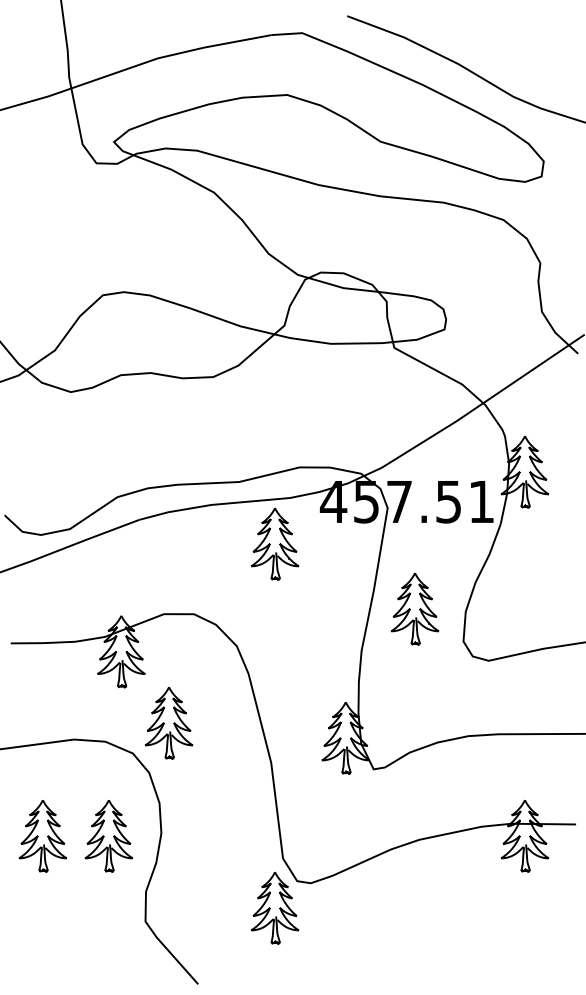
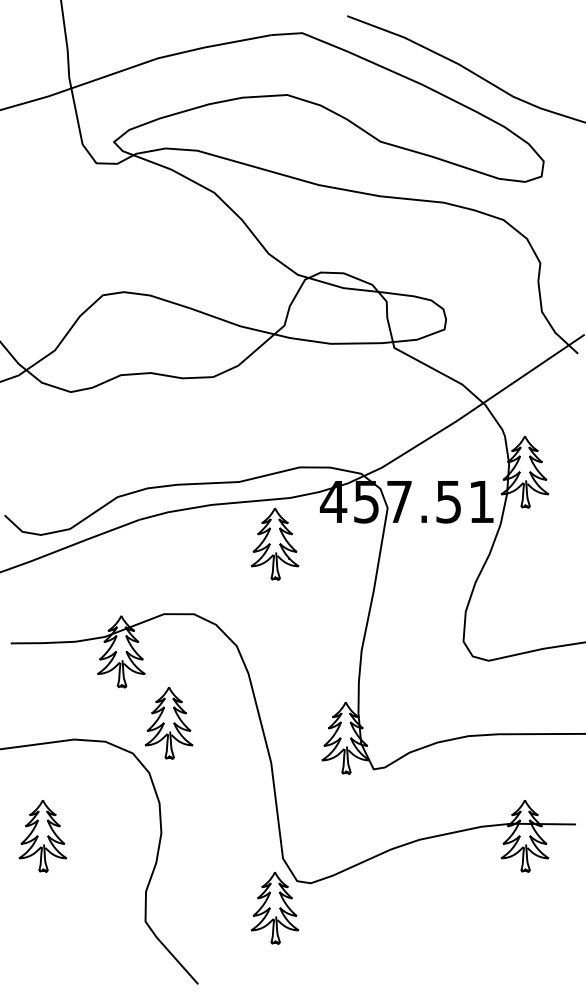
part: present -> none (414, 609)
part: present -> none (108, 836)
